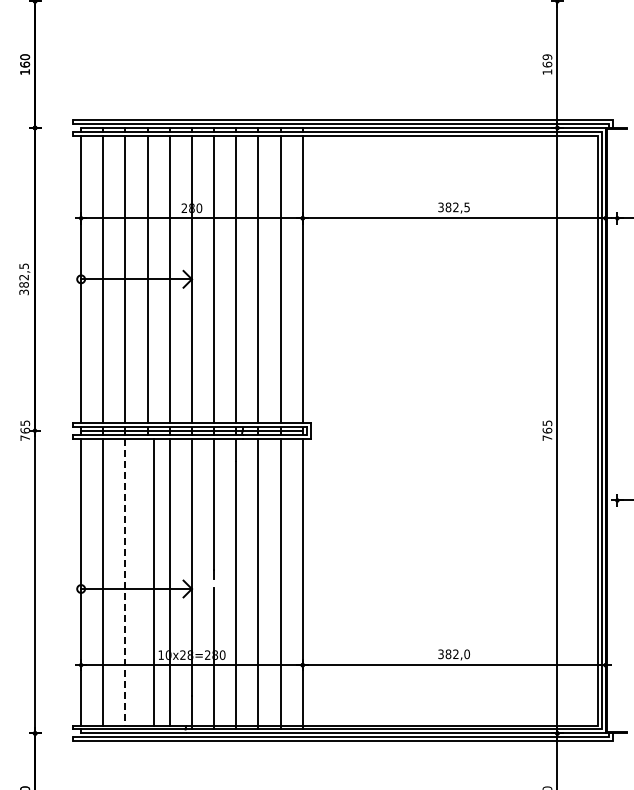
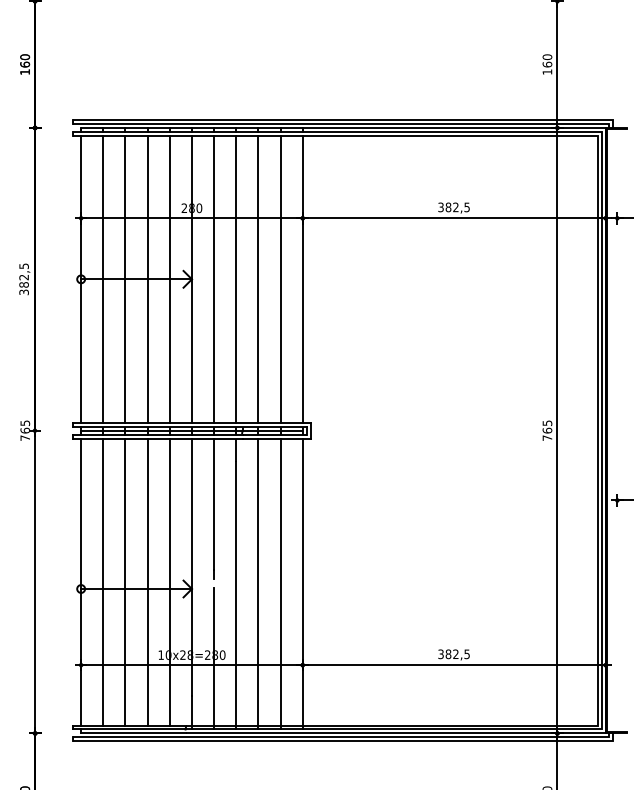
text: 169 -> 160 (547, 57)
line position: (153, 581) -> (147, 581) (147, 581)
line: dashed -> solid (125, 582)
text: 382,0 -> 382,5 (467, 654)
